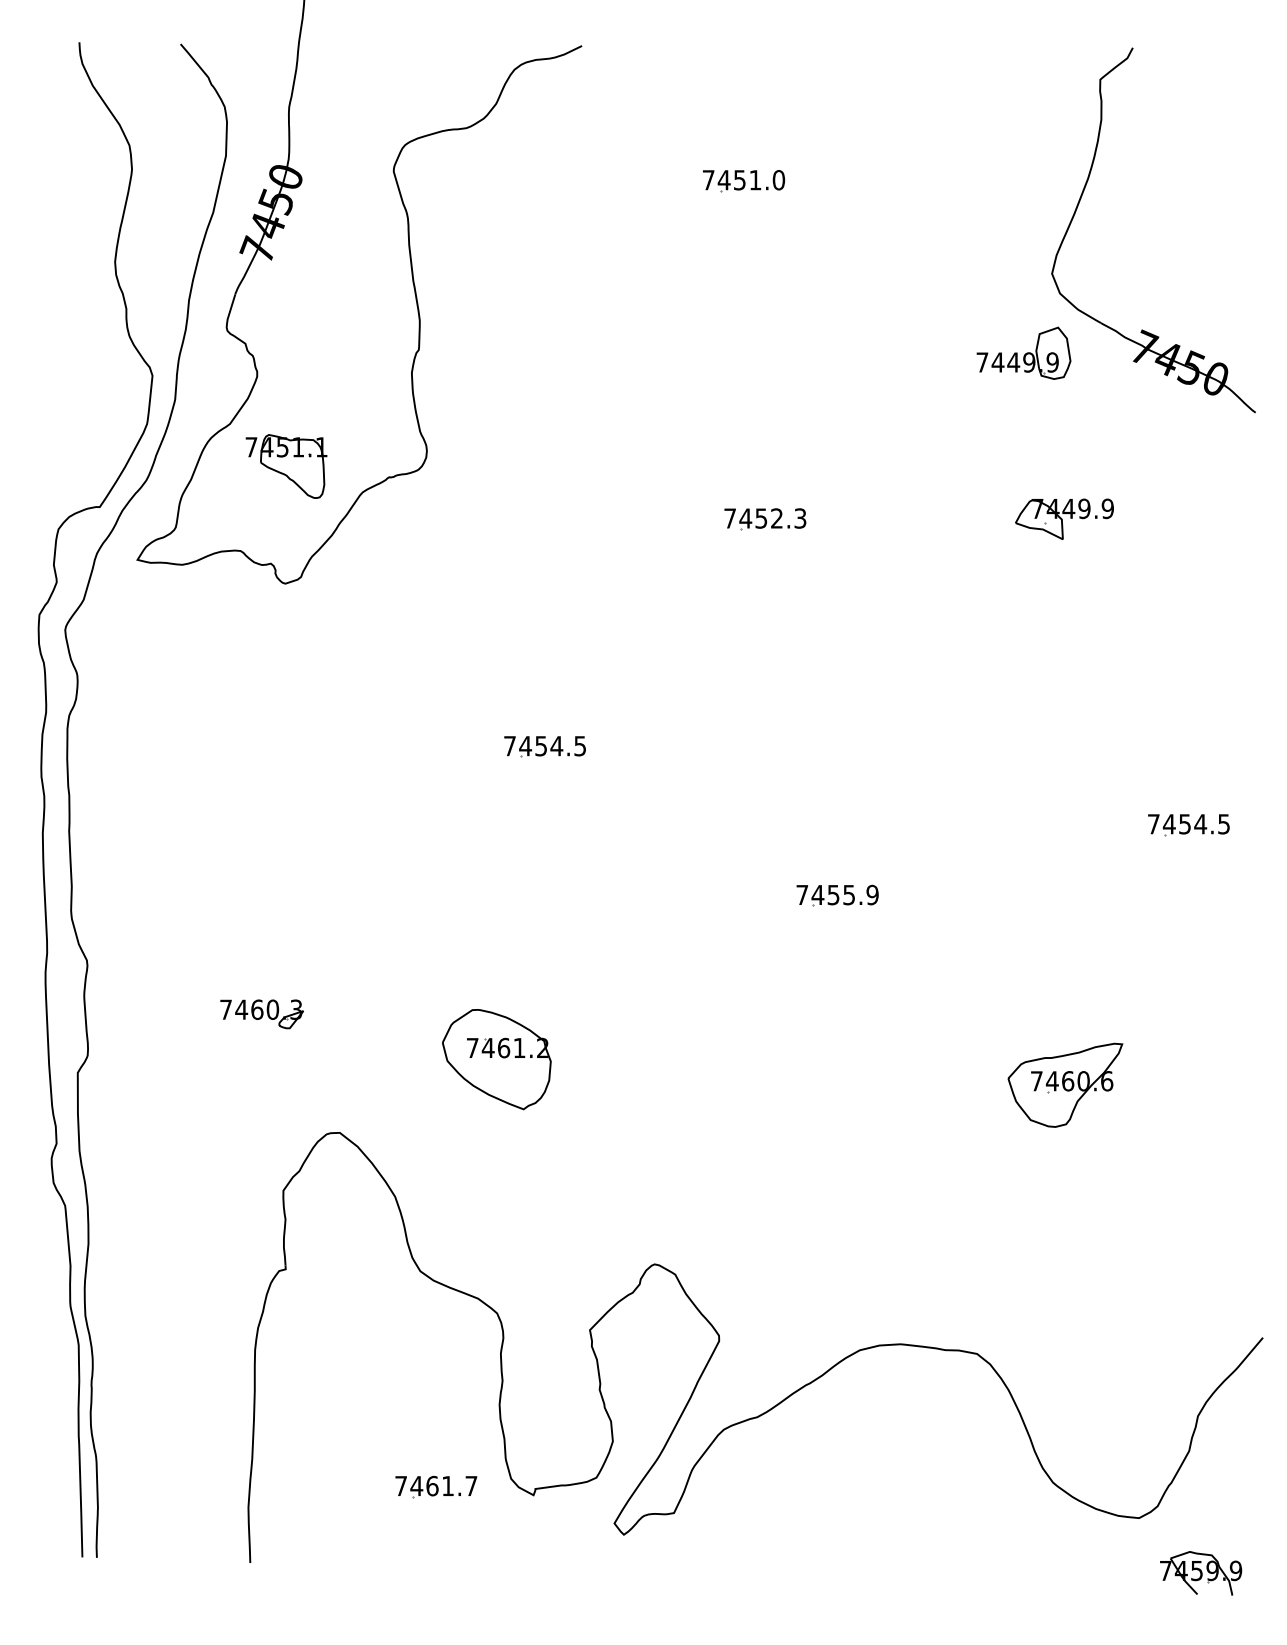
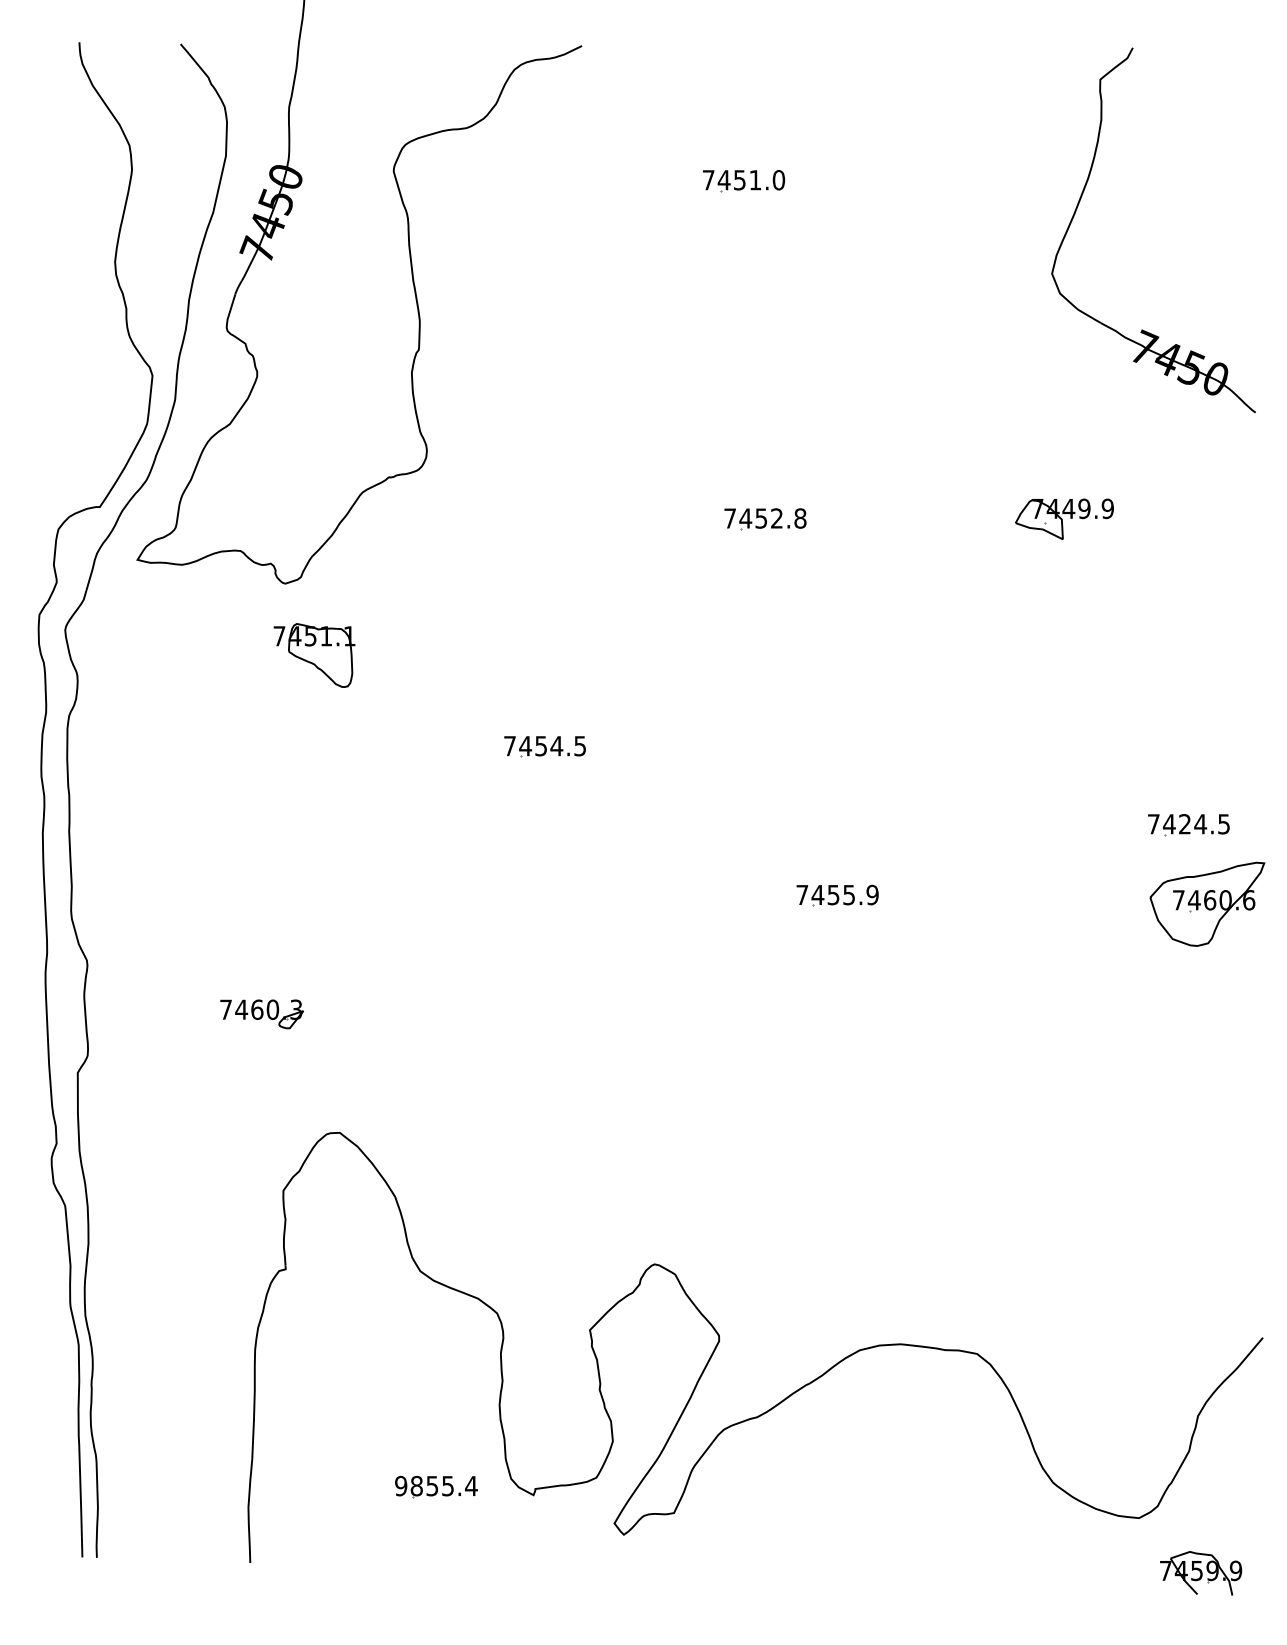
part: present -> none (1023, 352)
part position: (286, 466) -> (314, 655) (314, 655)
text: 7452.3 -> 7452.8 (800, 518)
text: 7454.5 -> 7424.5 (1184, 824)
part: present -> none (496, 1059)
part position: (1065, 1084) -> (1207, 903) (1207, 903)
text: 7461.7 -> 9855.4 (436, 1485)
